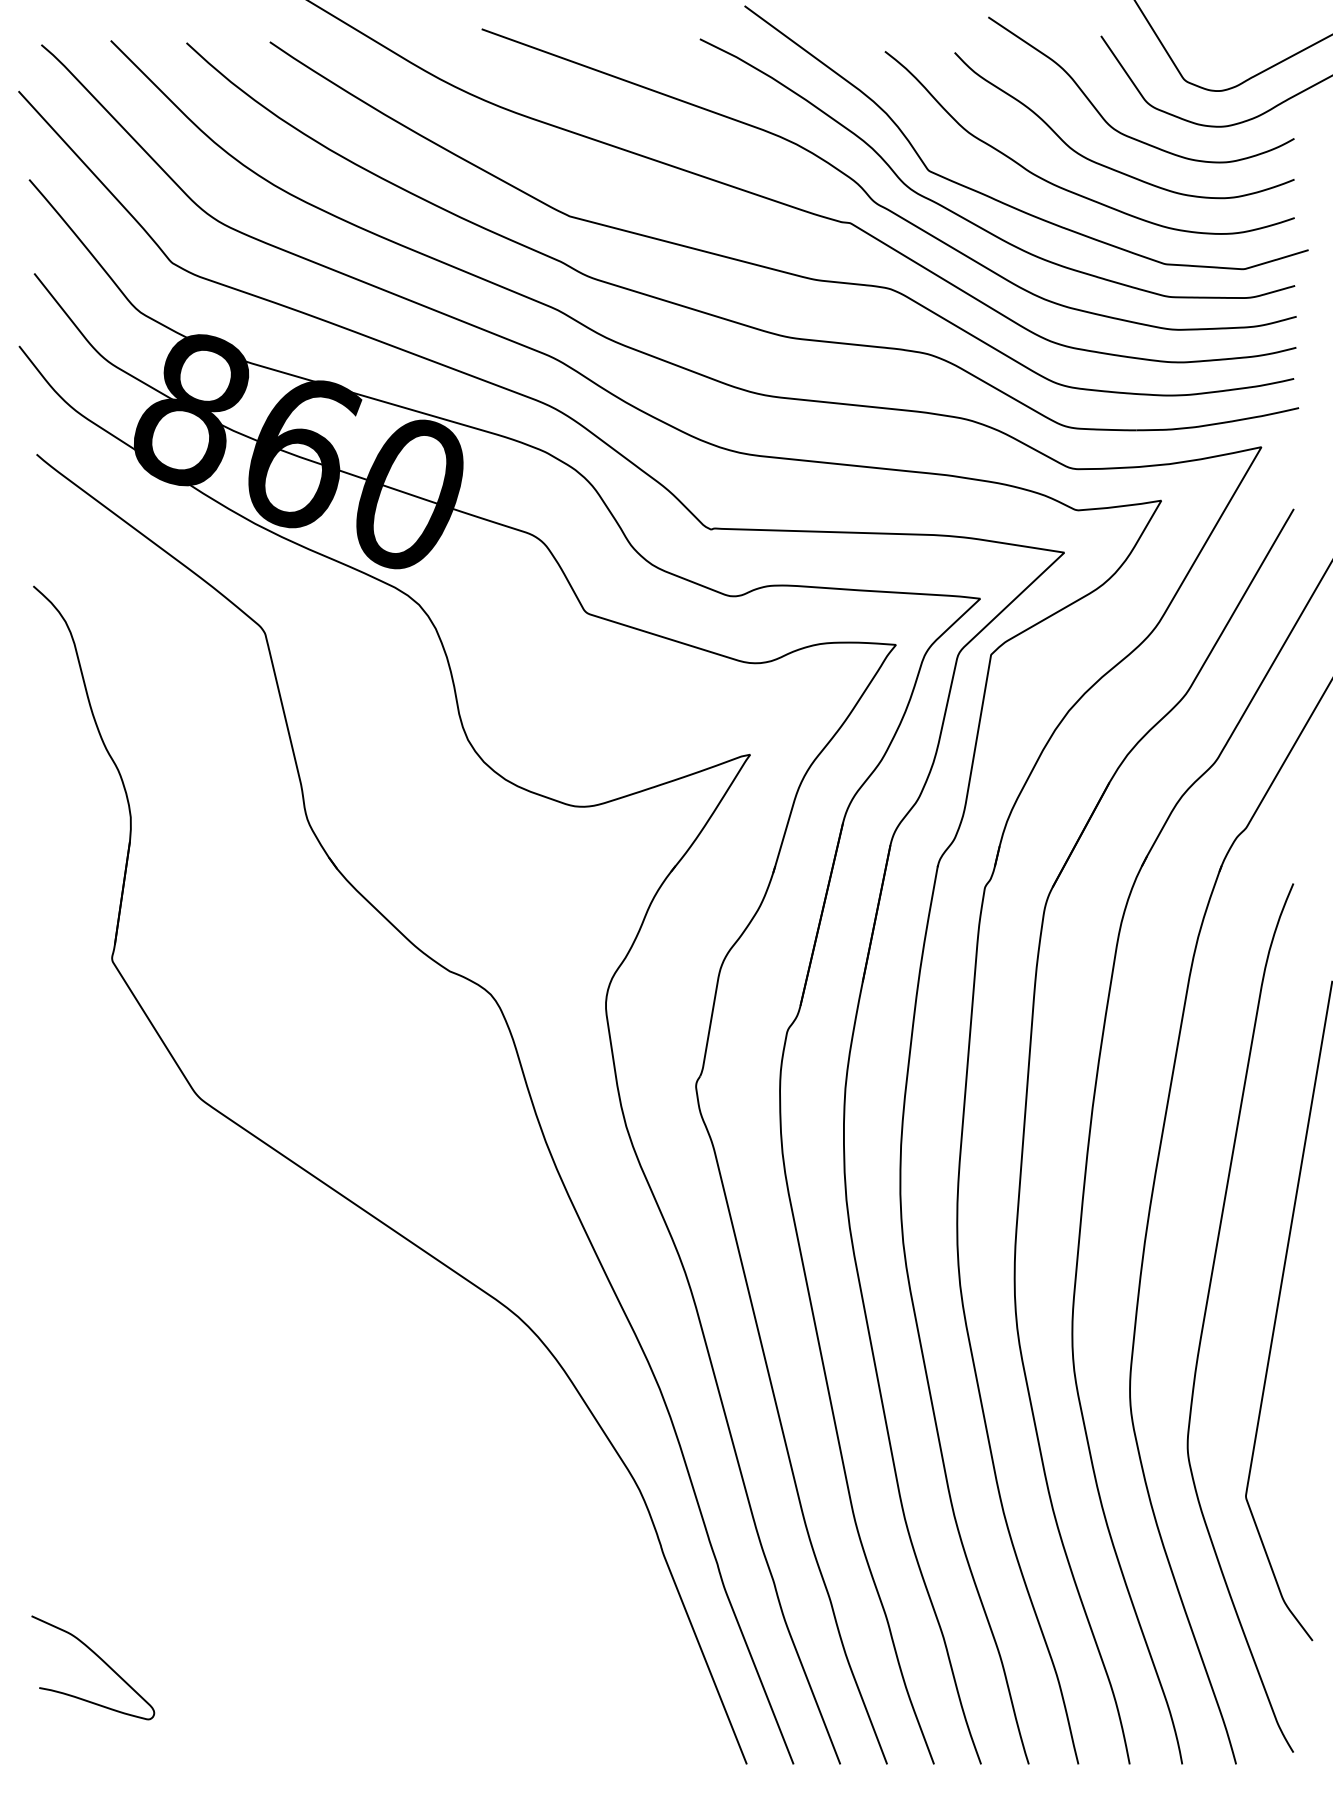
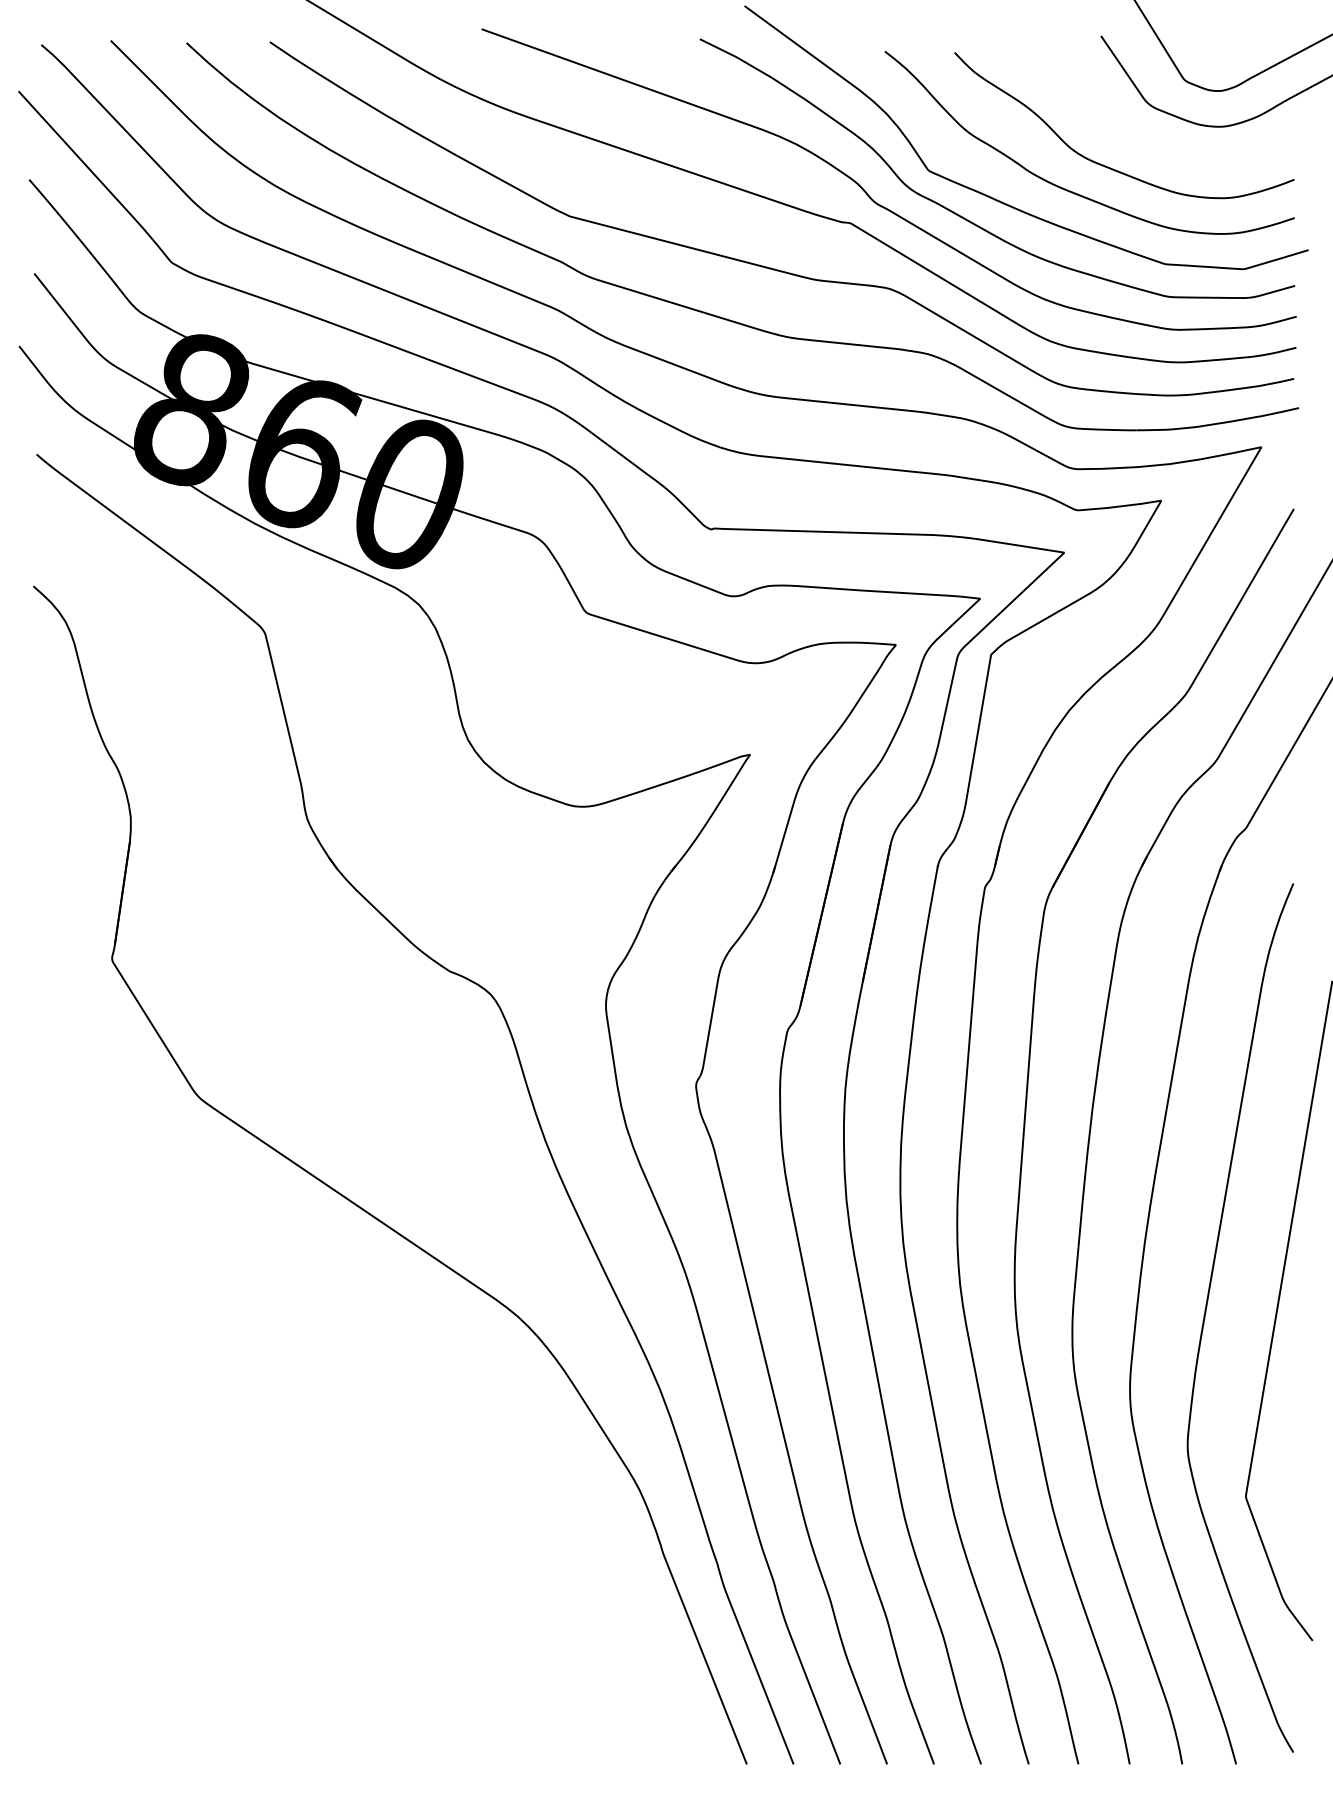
curve: present -> none (1108, 122)
curve: present -> none (100, 1659)
